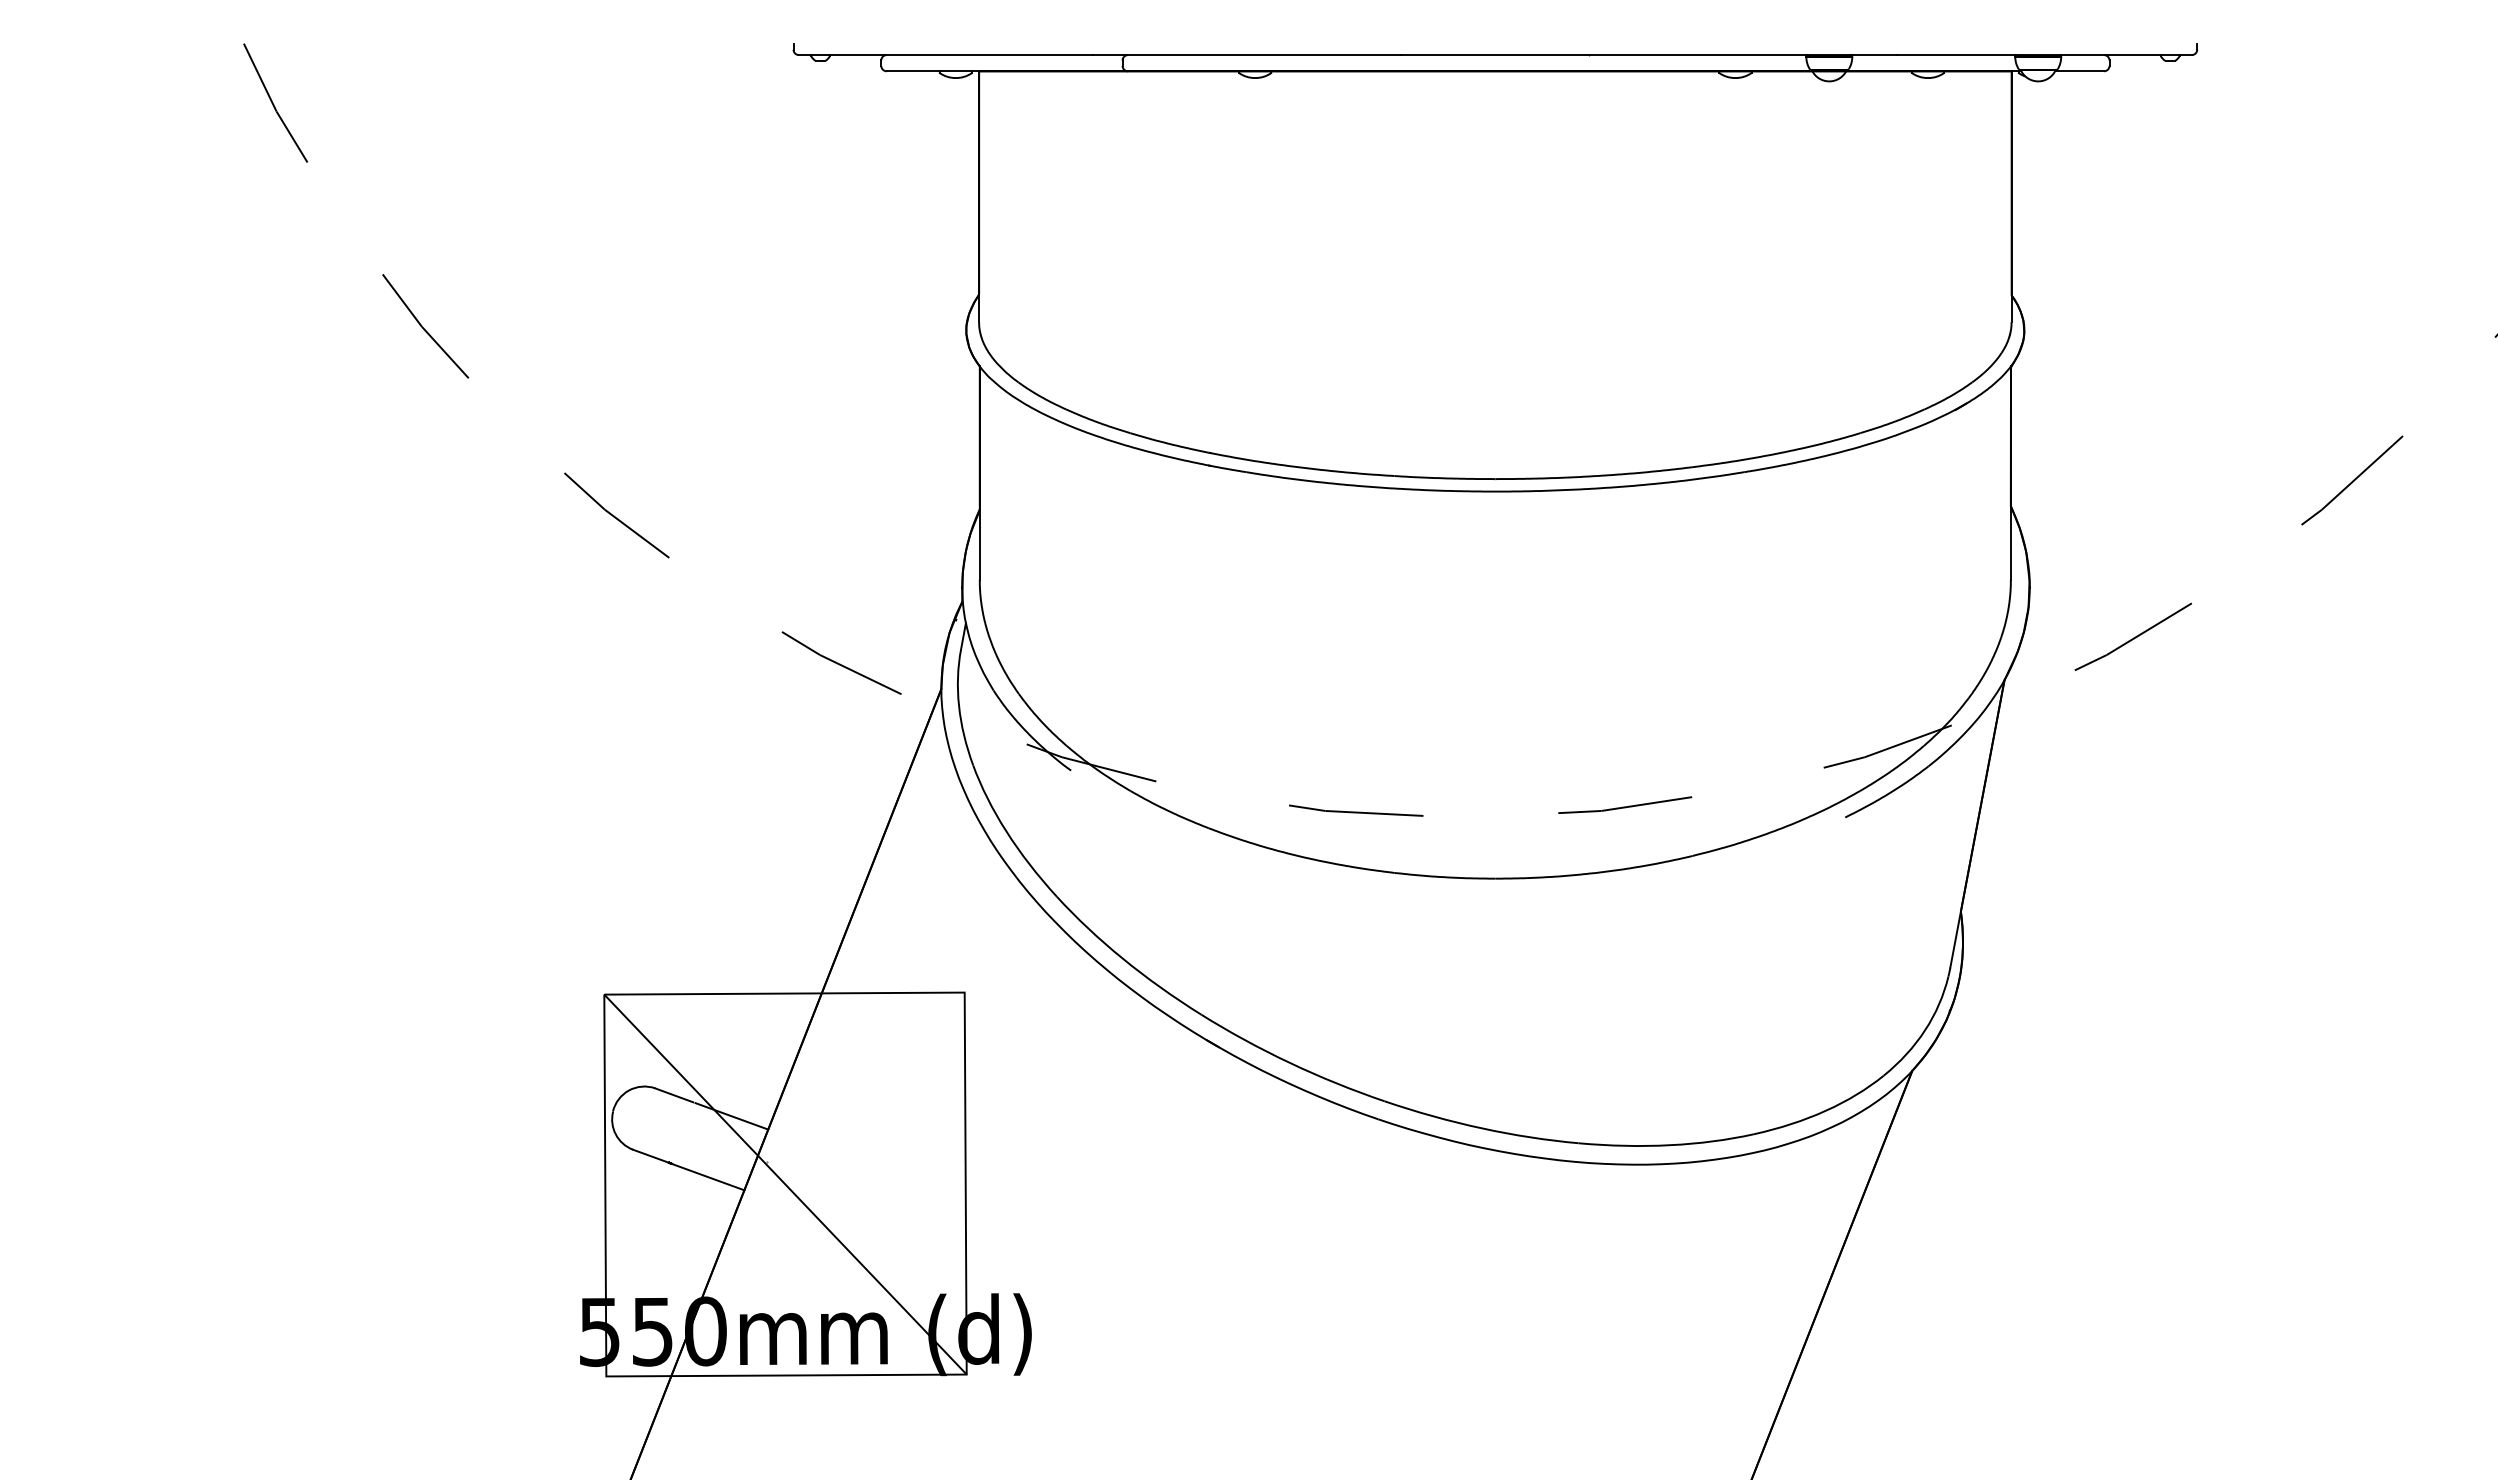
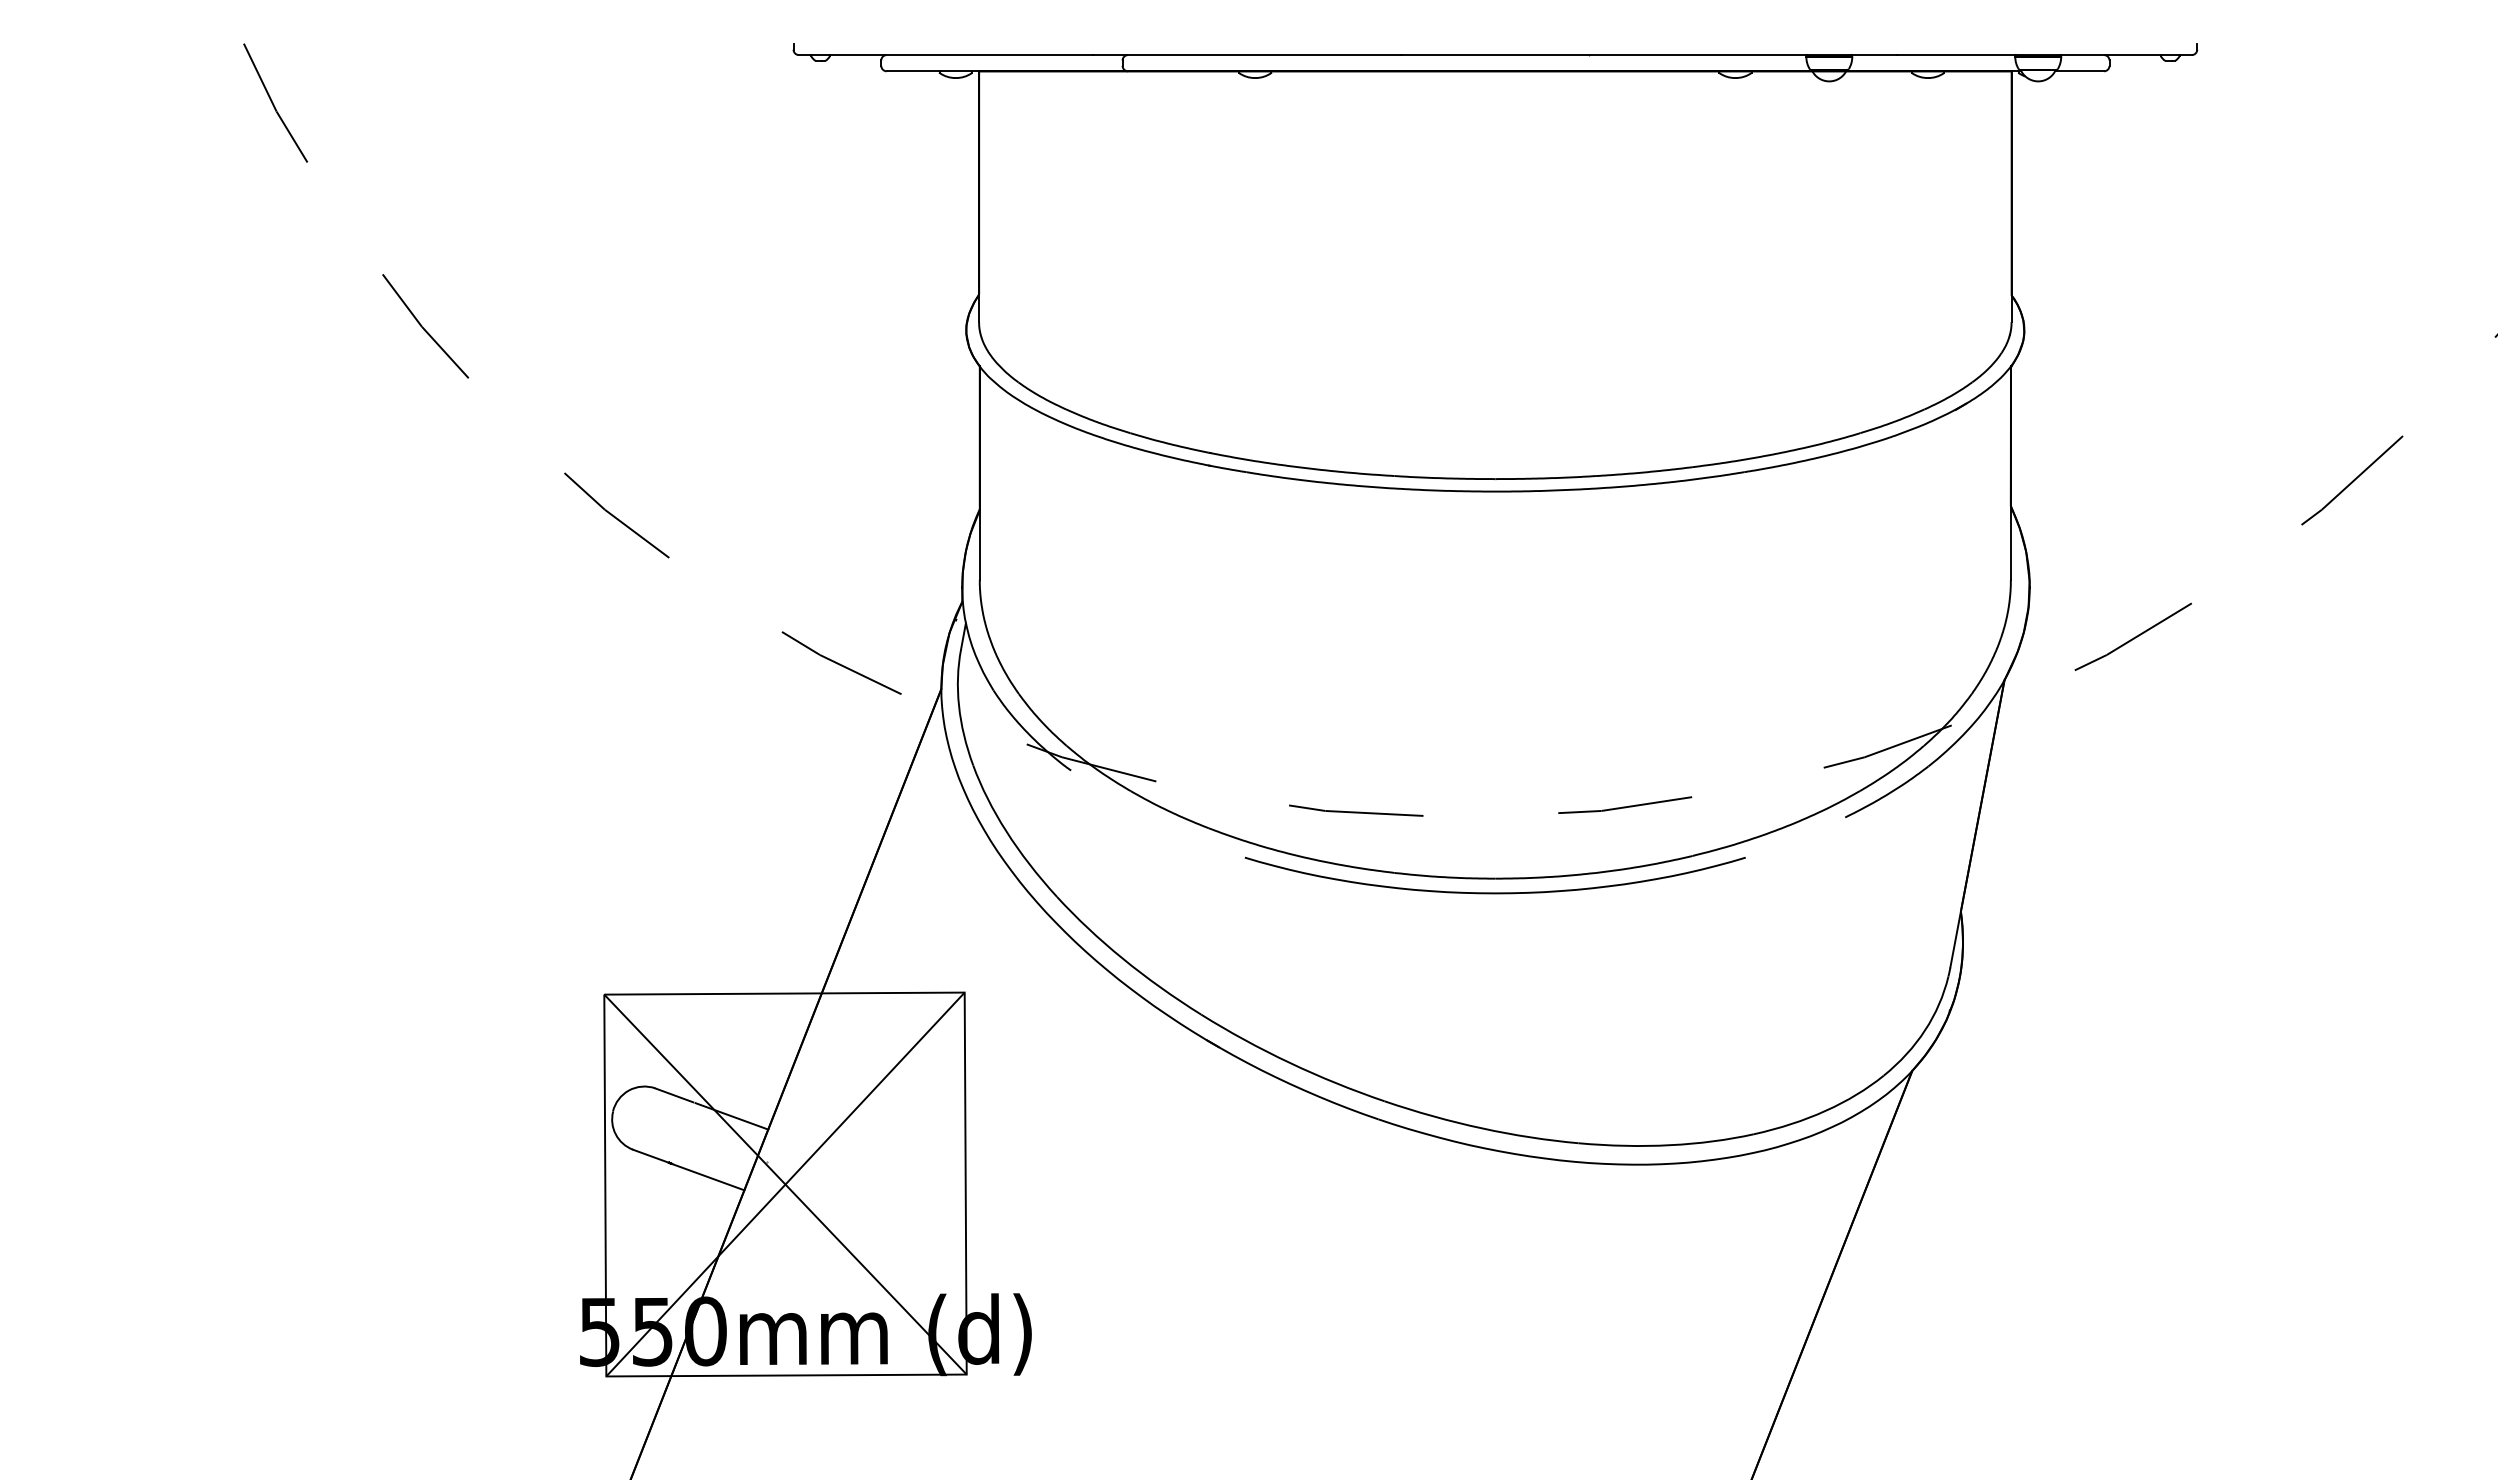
curve: none -> present (1494, 892)
line: none -> present (785, 1184)
